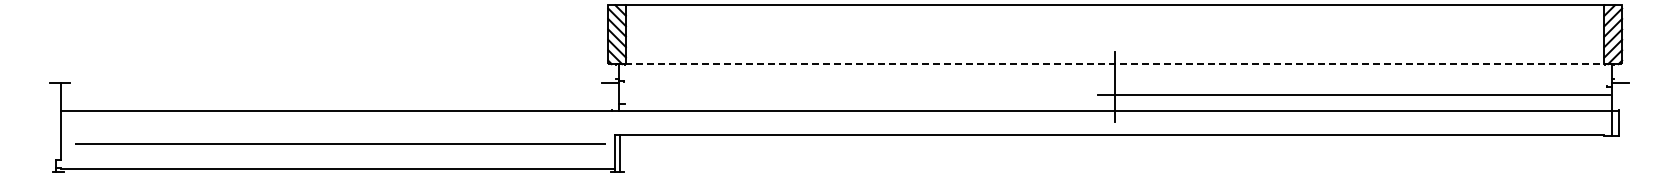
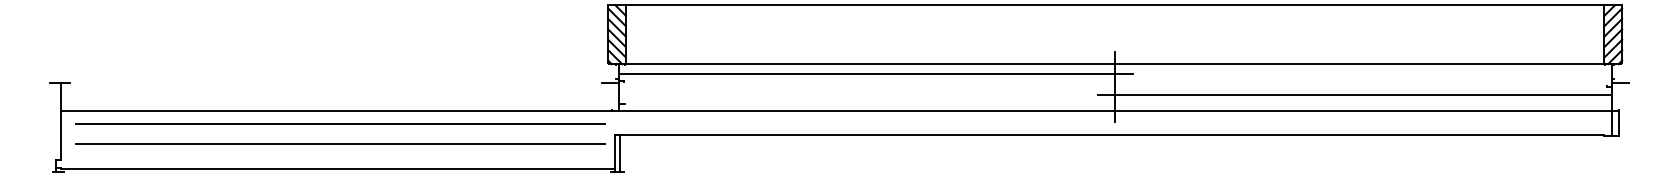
line: dashed -> solid (1115, 64)
line: none -> present (876, 73)
line: none -> present (340, 124)
